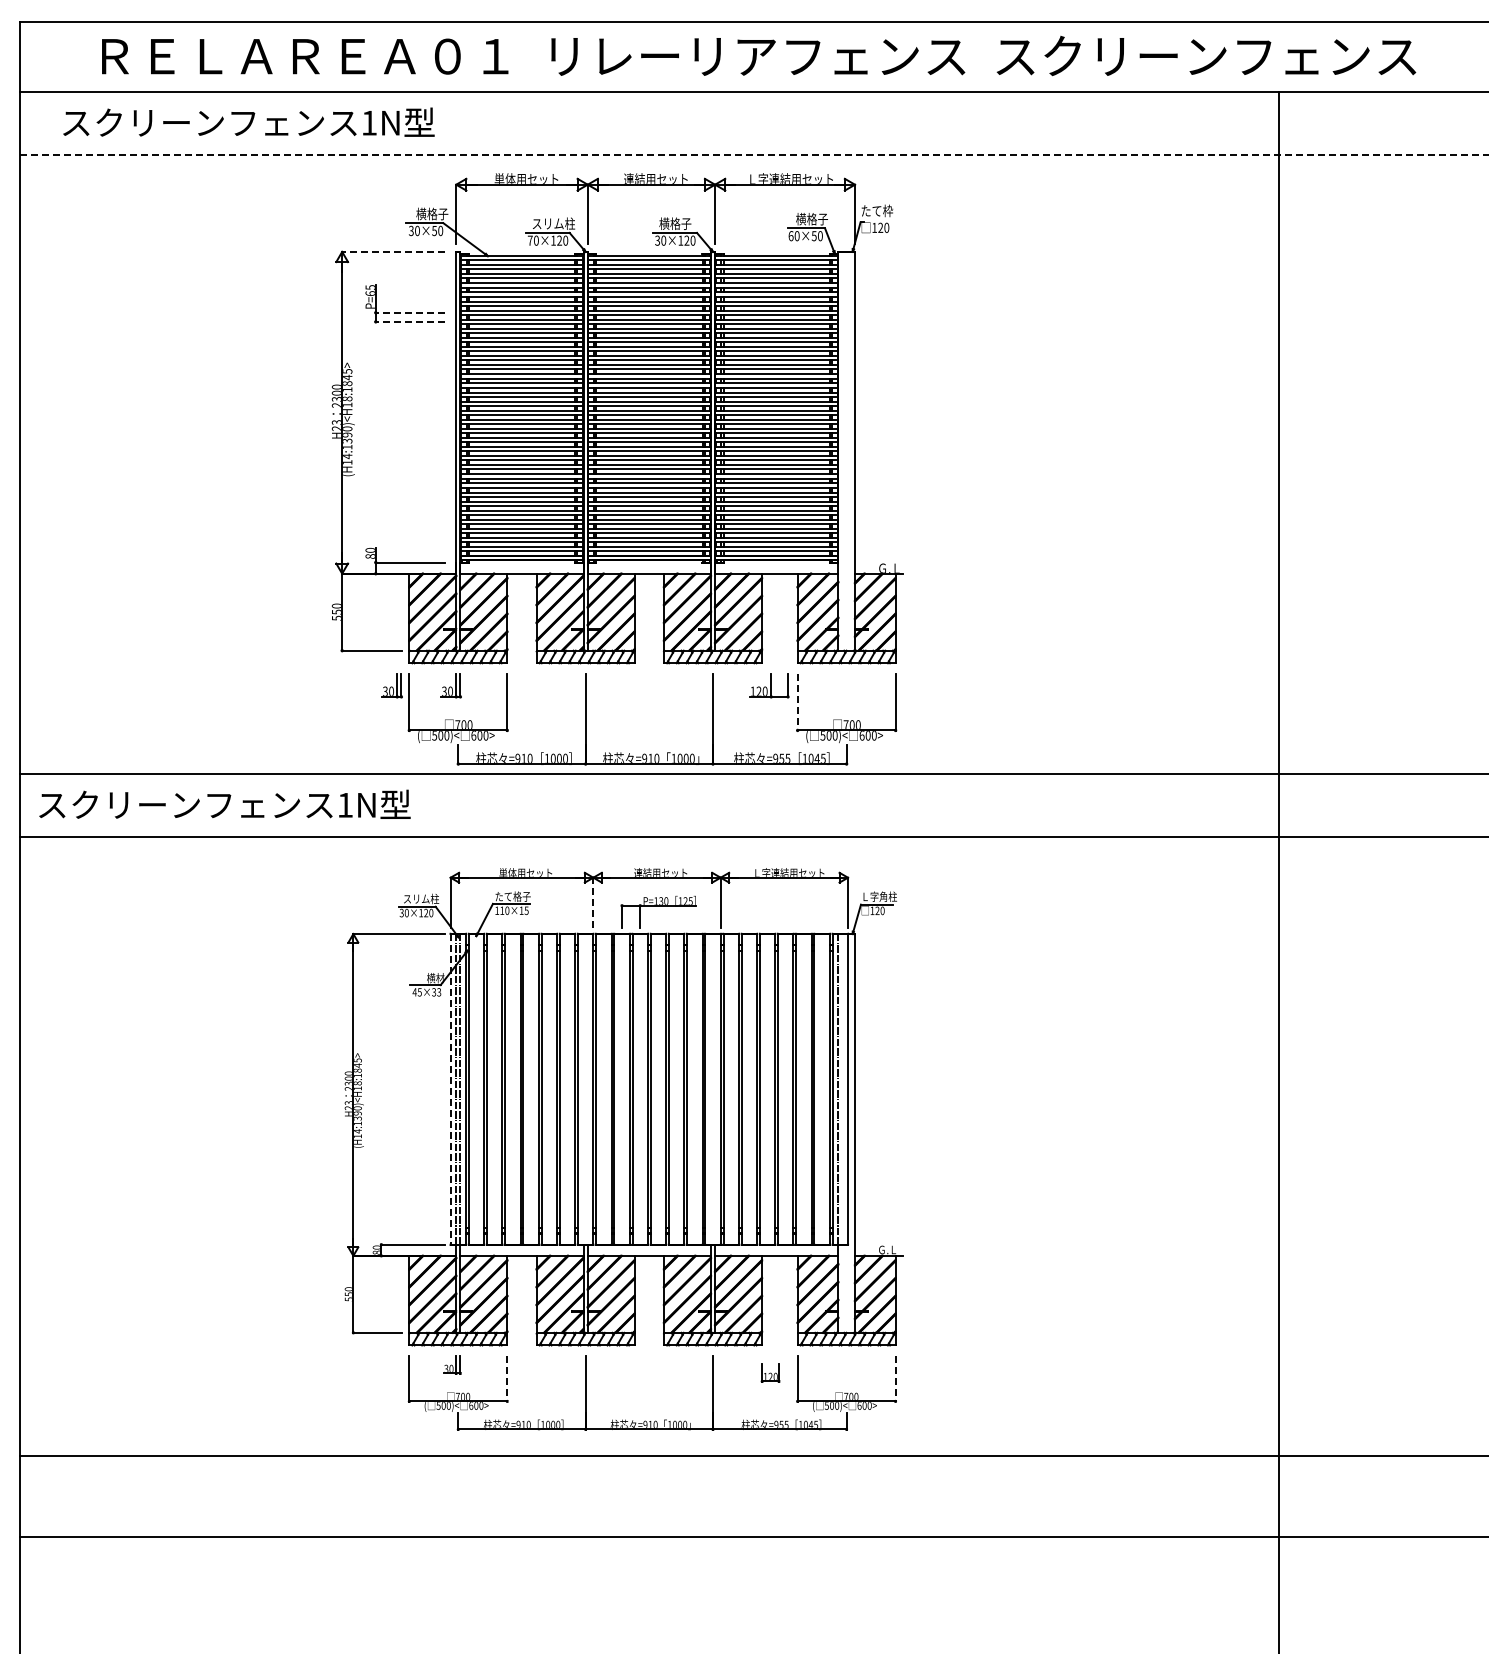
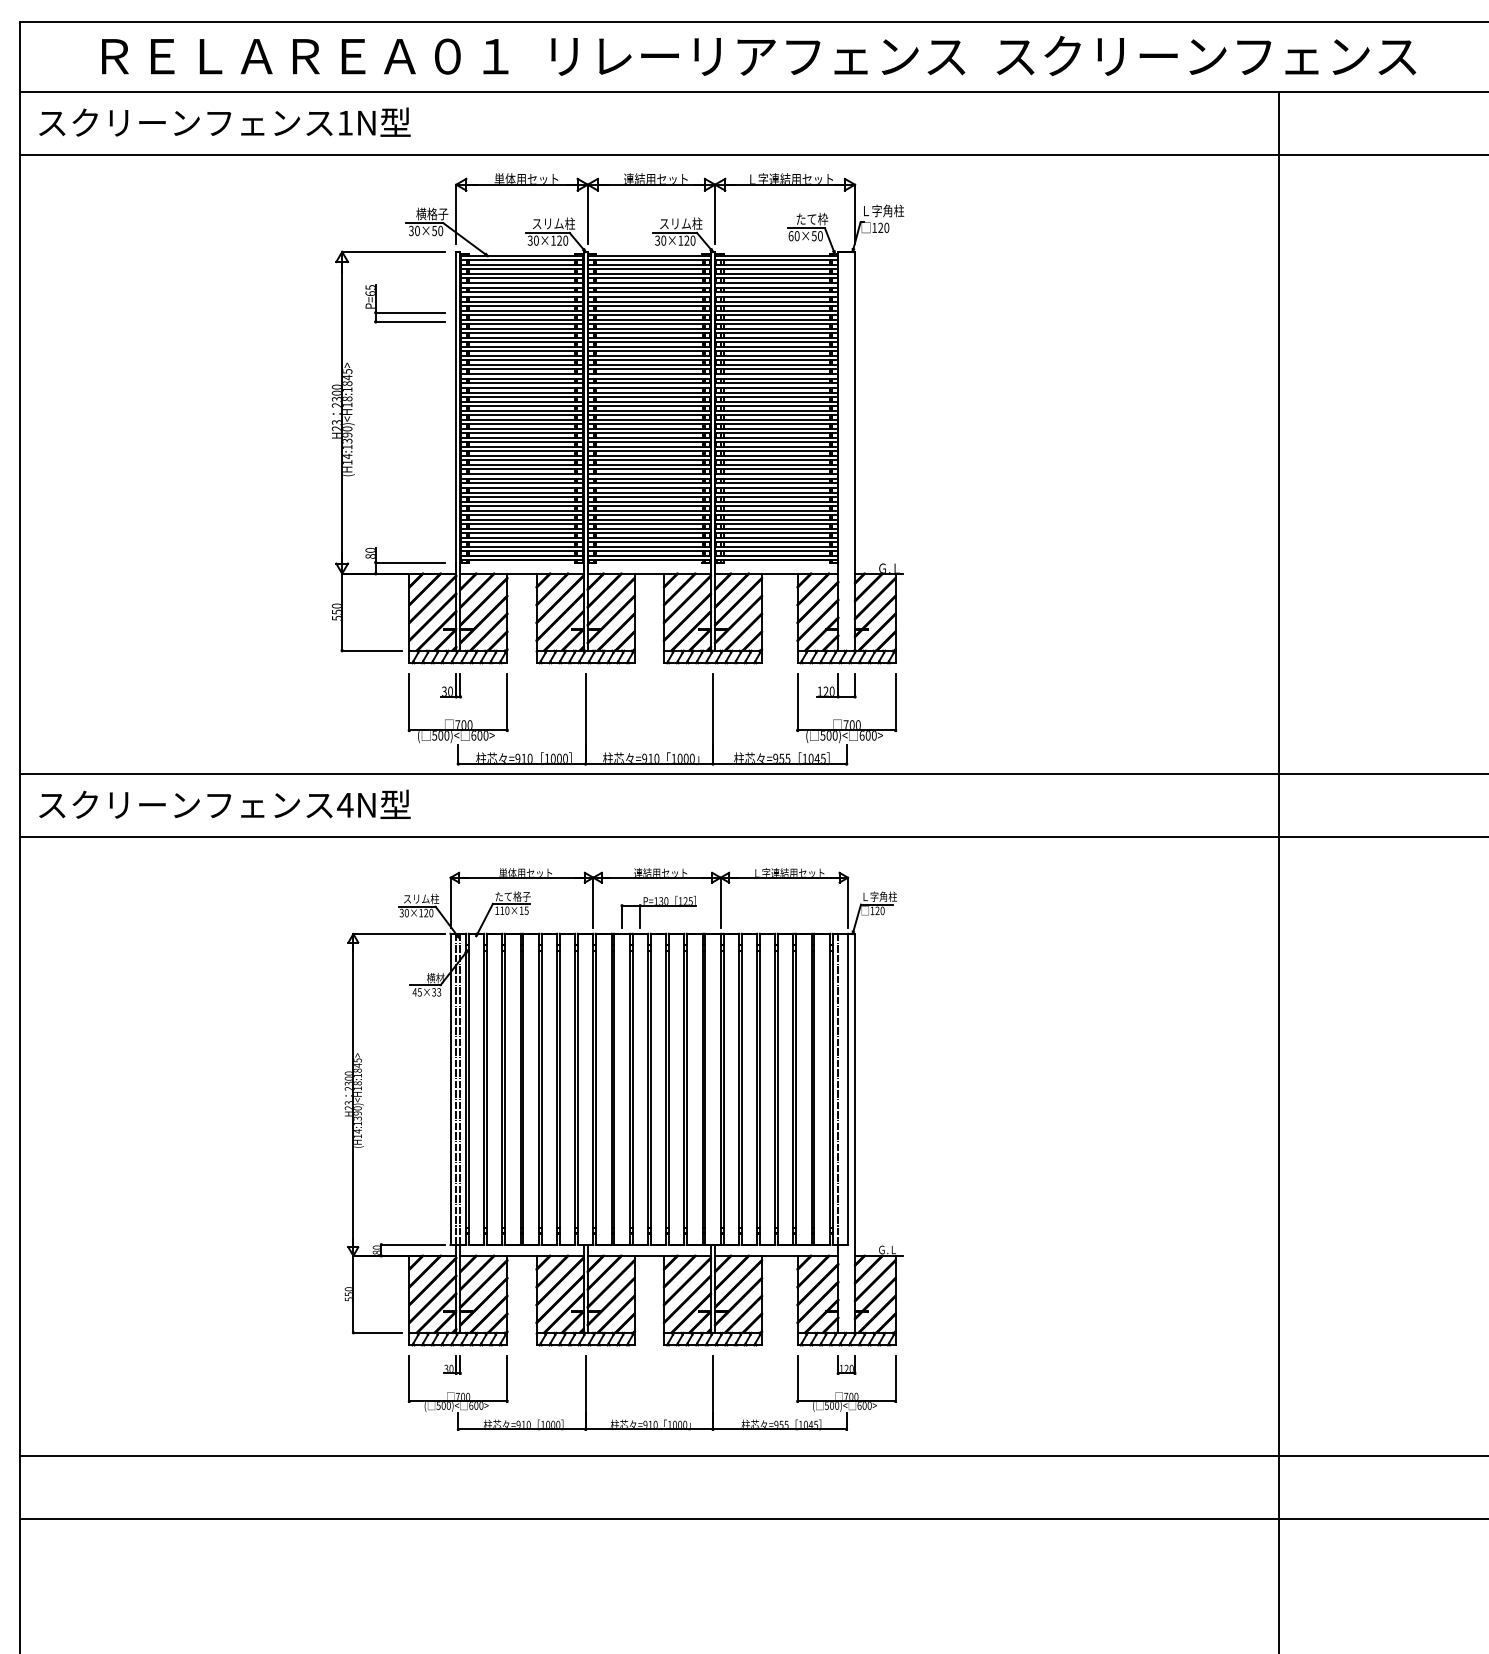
text position: (248, 121) -> (224, 121) (224, 121)
line: dashed -> solid (754, 154)
text: たて枠 -> Ｌ字角柱 (882, 210)
text: 横格子 -> たて枠 (812, 218)
text: 横格子 -> スリム柱 (680, 223)
text: 70×120 -> 30×120 (529, 240)
line: dashed -> solid (392, 251)
line: dashed -> solid (410, 312)
line: dashed -> solid (410, 321)
part: present -> none (391, 685)
part position: (769, 685) -> (836, 685) (836, 685)
line: dashed -> solid (797, 702)
text: 1N -> 4N (345, 805)
line: dashed -> solid (593, 902)
line: dashed -> solid (450, 1089)
part position: (770, 1372) -> (846, 1364) (846, 1364)
line: dashed -> solid (507, 1378)
line: dashed -> solid (895, 1378)
line position: (752, 1536) -> (752, 1518) (752, 1518)
